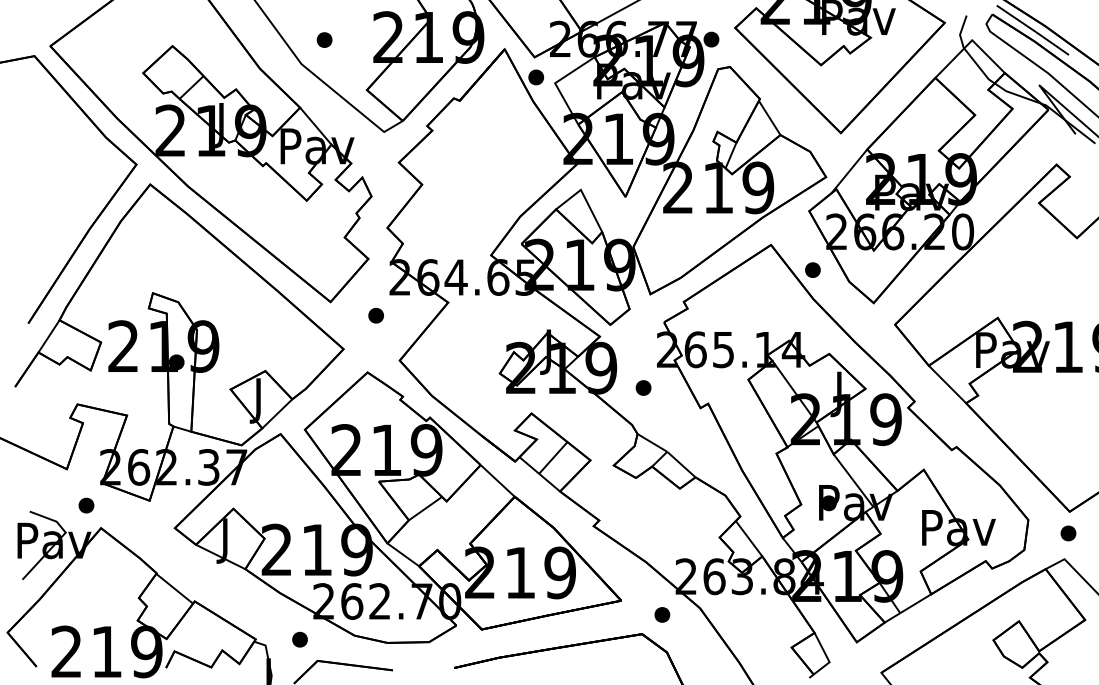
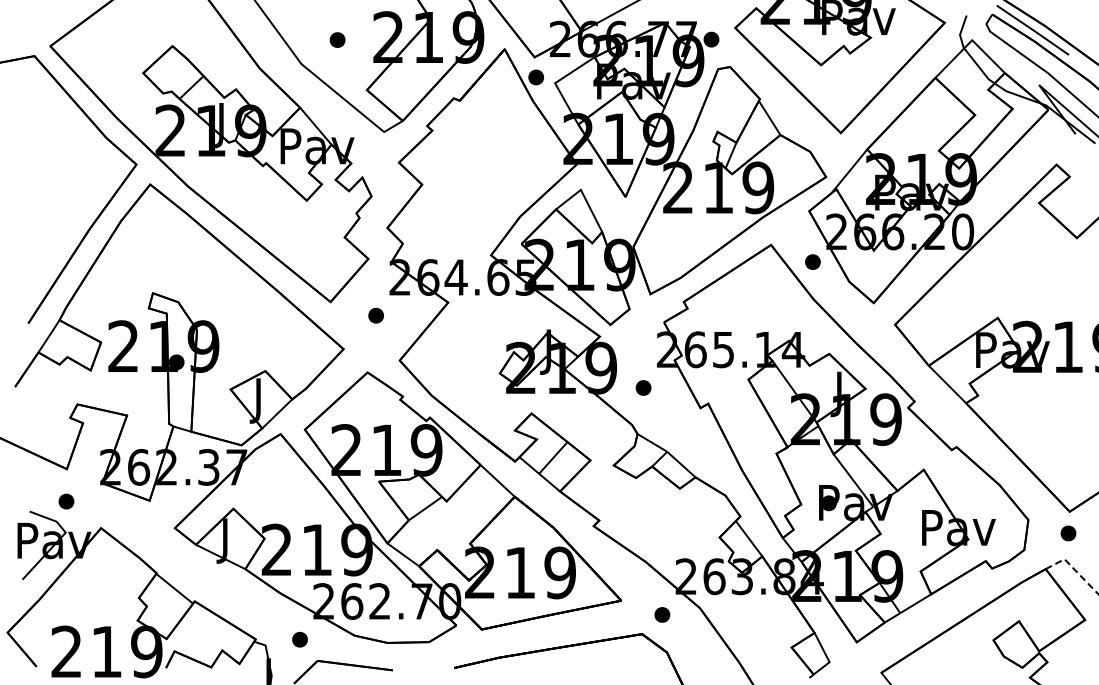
part position: (324, 39) -> (337, 39) (337, 39)
part position: (812, 269) -> (812, 261) (812, 261)
part position: (86, 505) -> (66, 501) (66, 501)
line: solid -> dashed (1073, 568)
